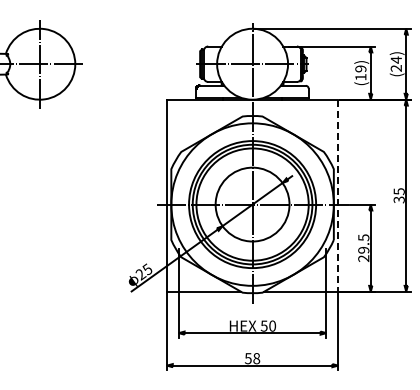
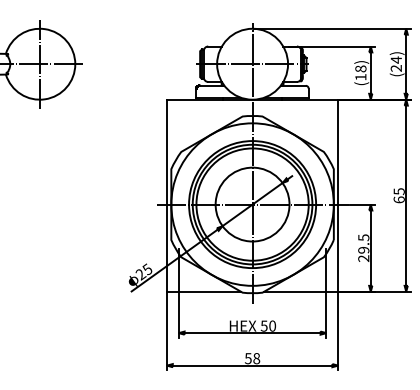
text: (19) -> (18) (360, 68)
line: dashed -> solid (338, 196)
text: 35 -> 65 (398, 199)
